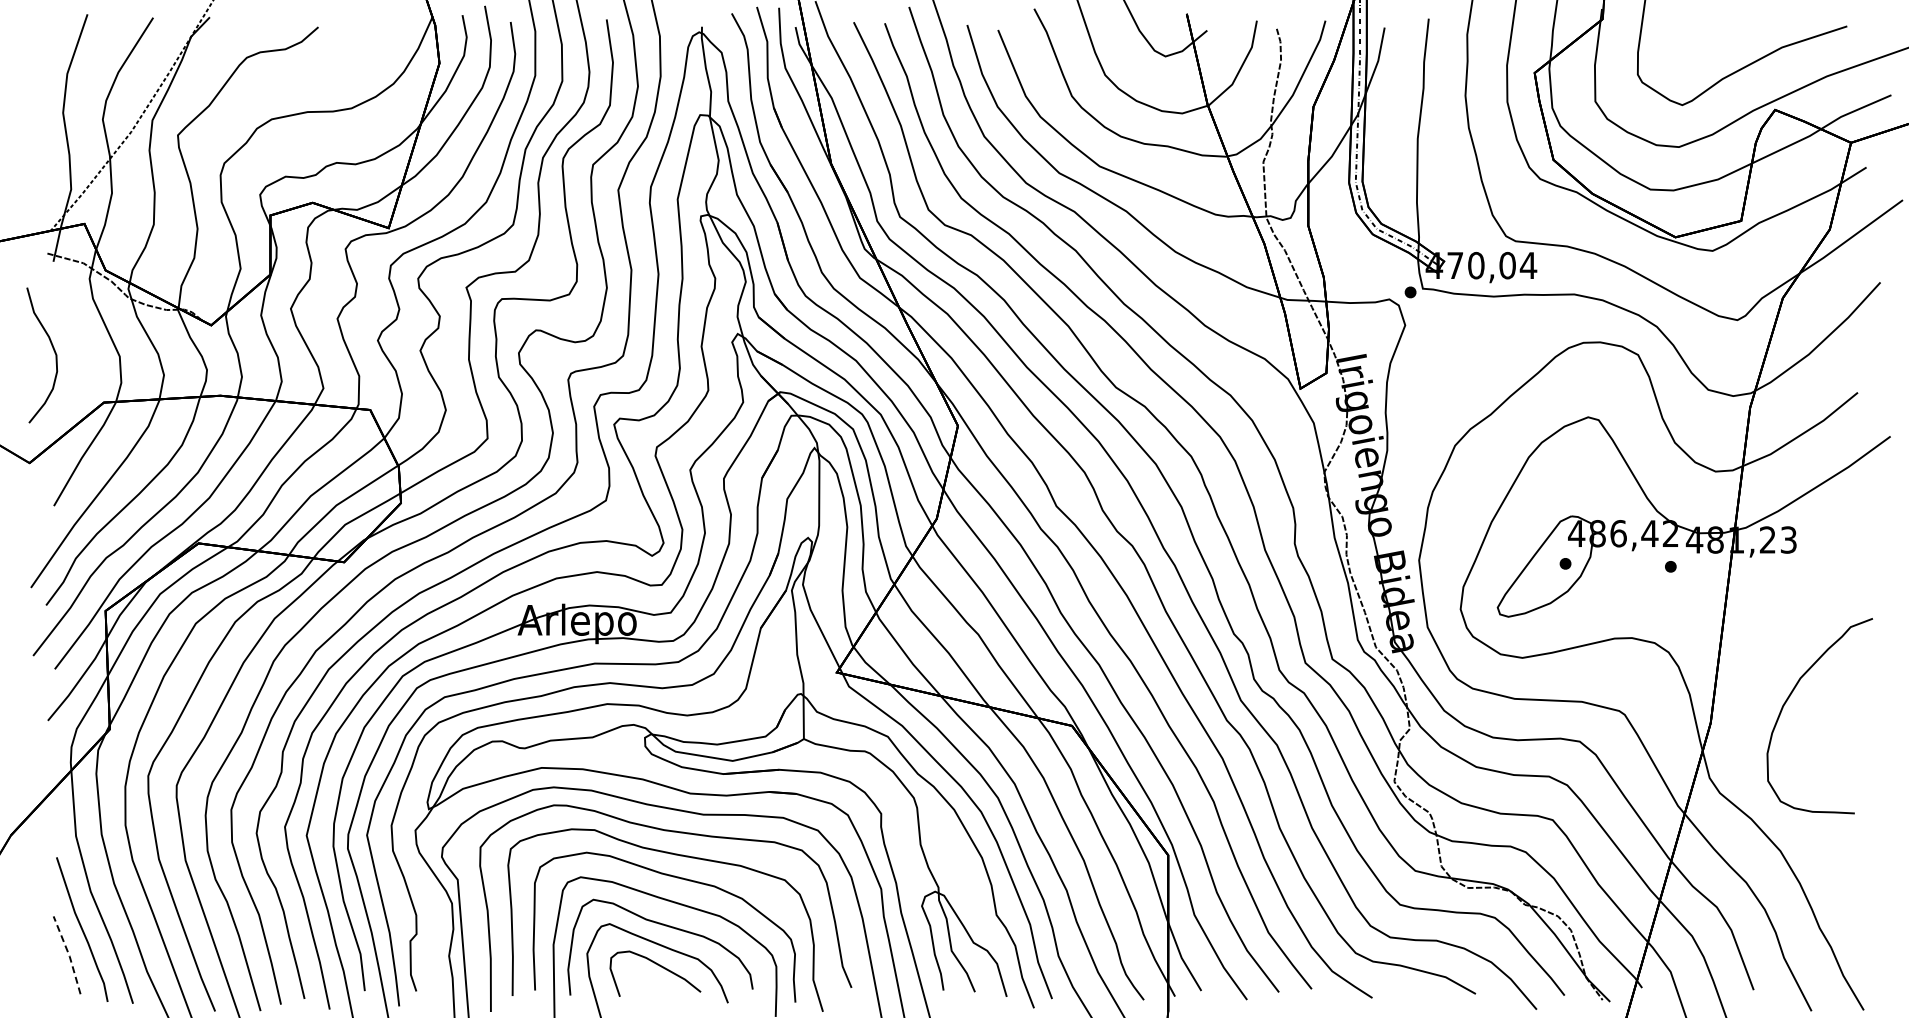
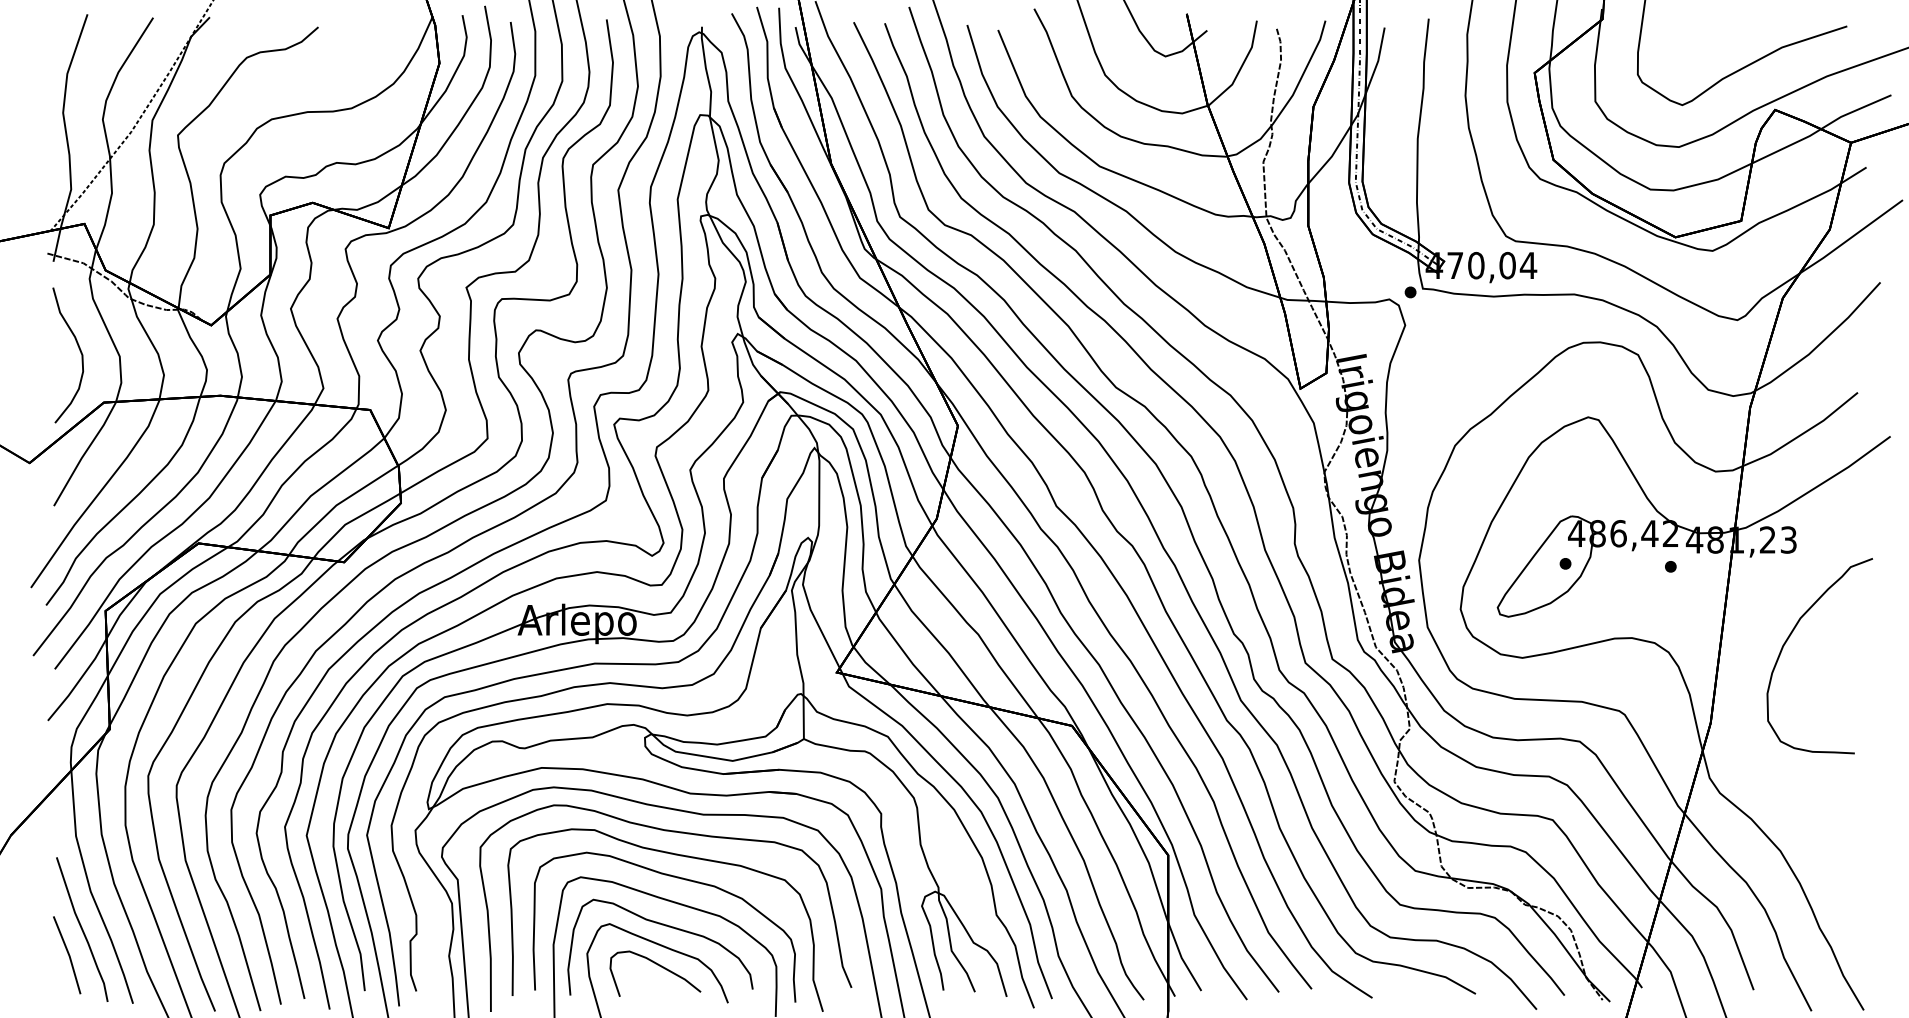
curve position: (53, 350) -> (79, 350) (79, 350)
curve position: (1790, 696) -> (1790, 636) (1790, 636)
line: dashed -> solid (68, 954)
